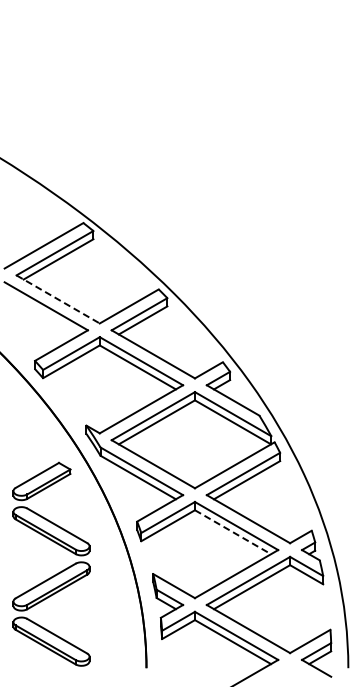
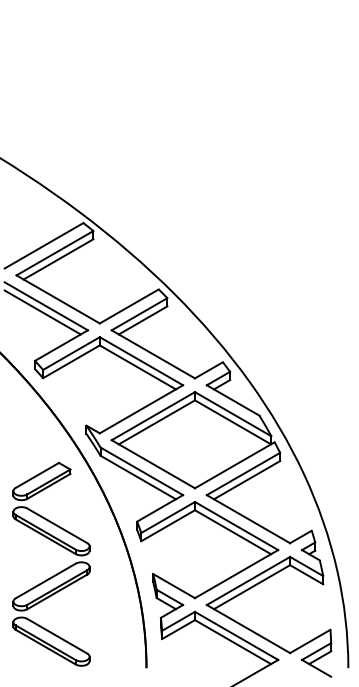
line: dashed -> solid (58, 299)
line: none -> present (42, 312)
line: dashed -> solid (233, 532)
